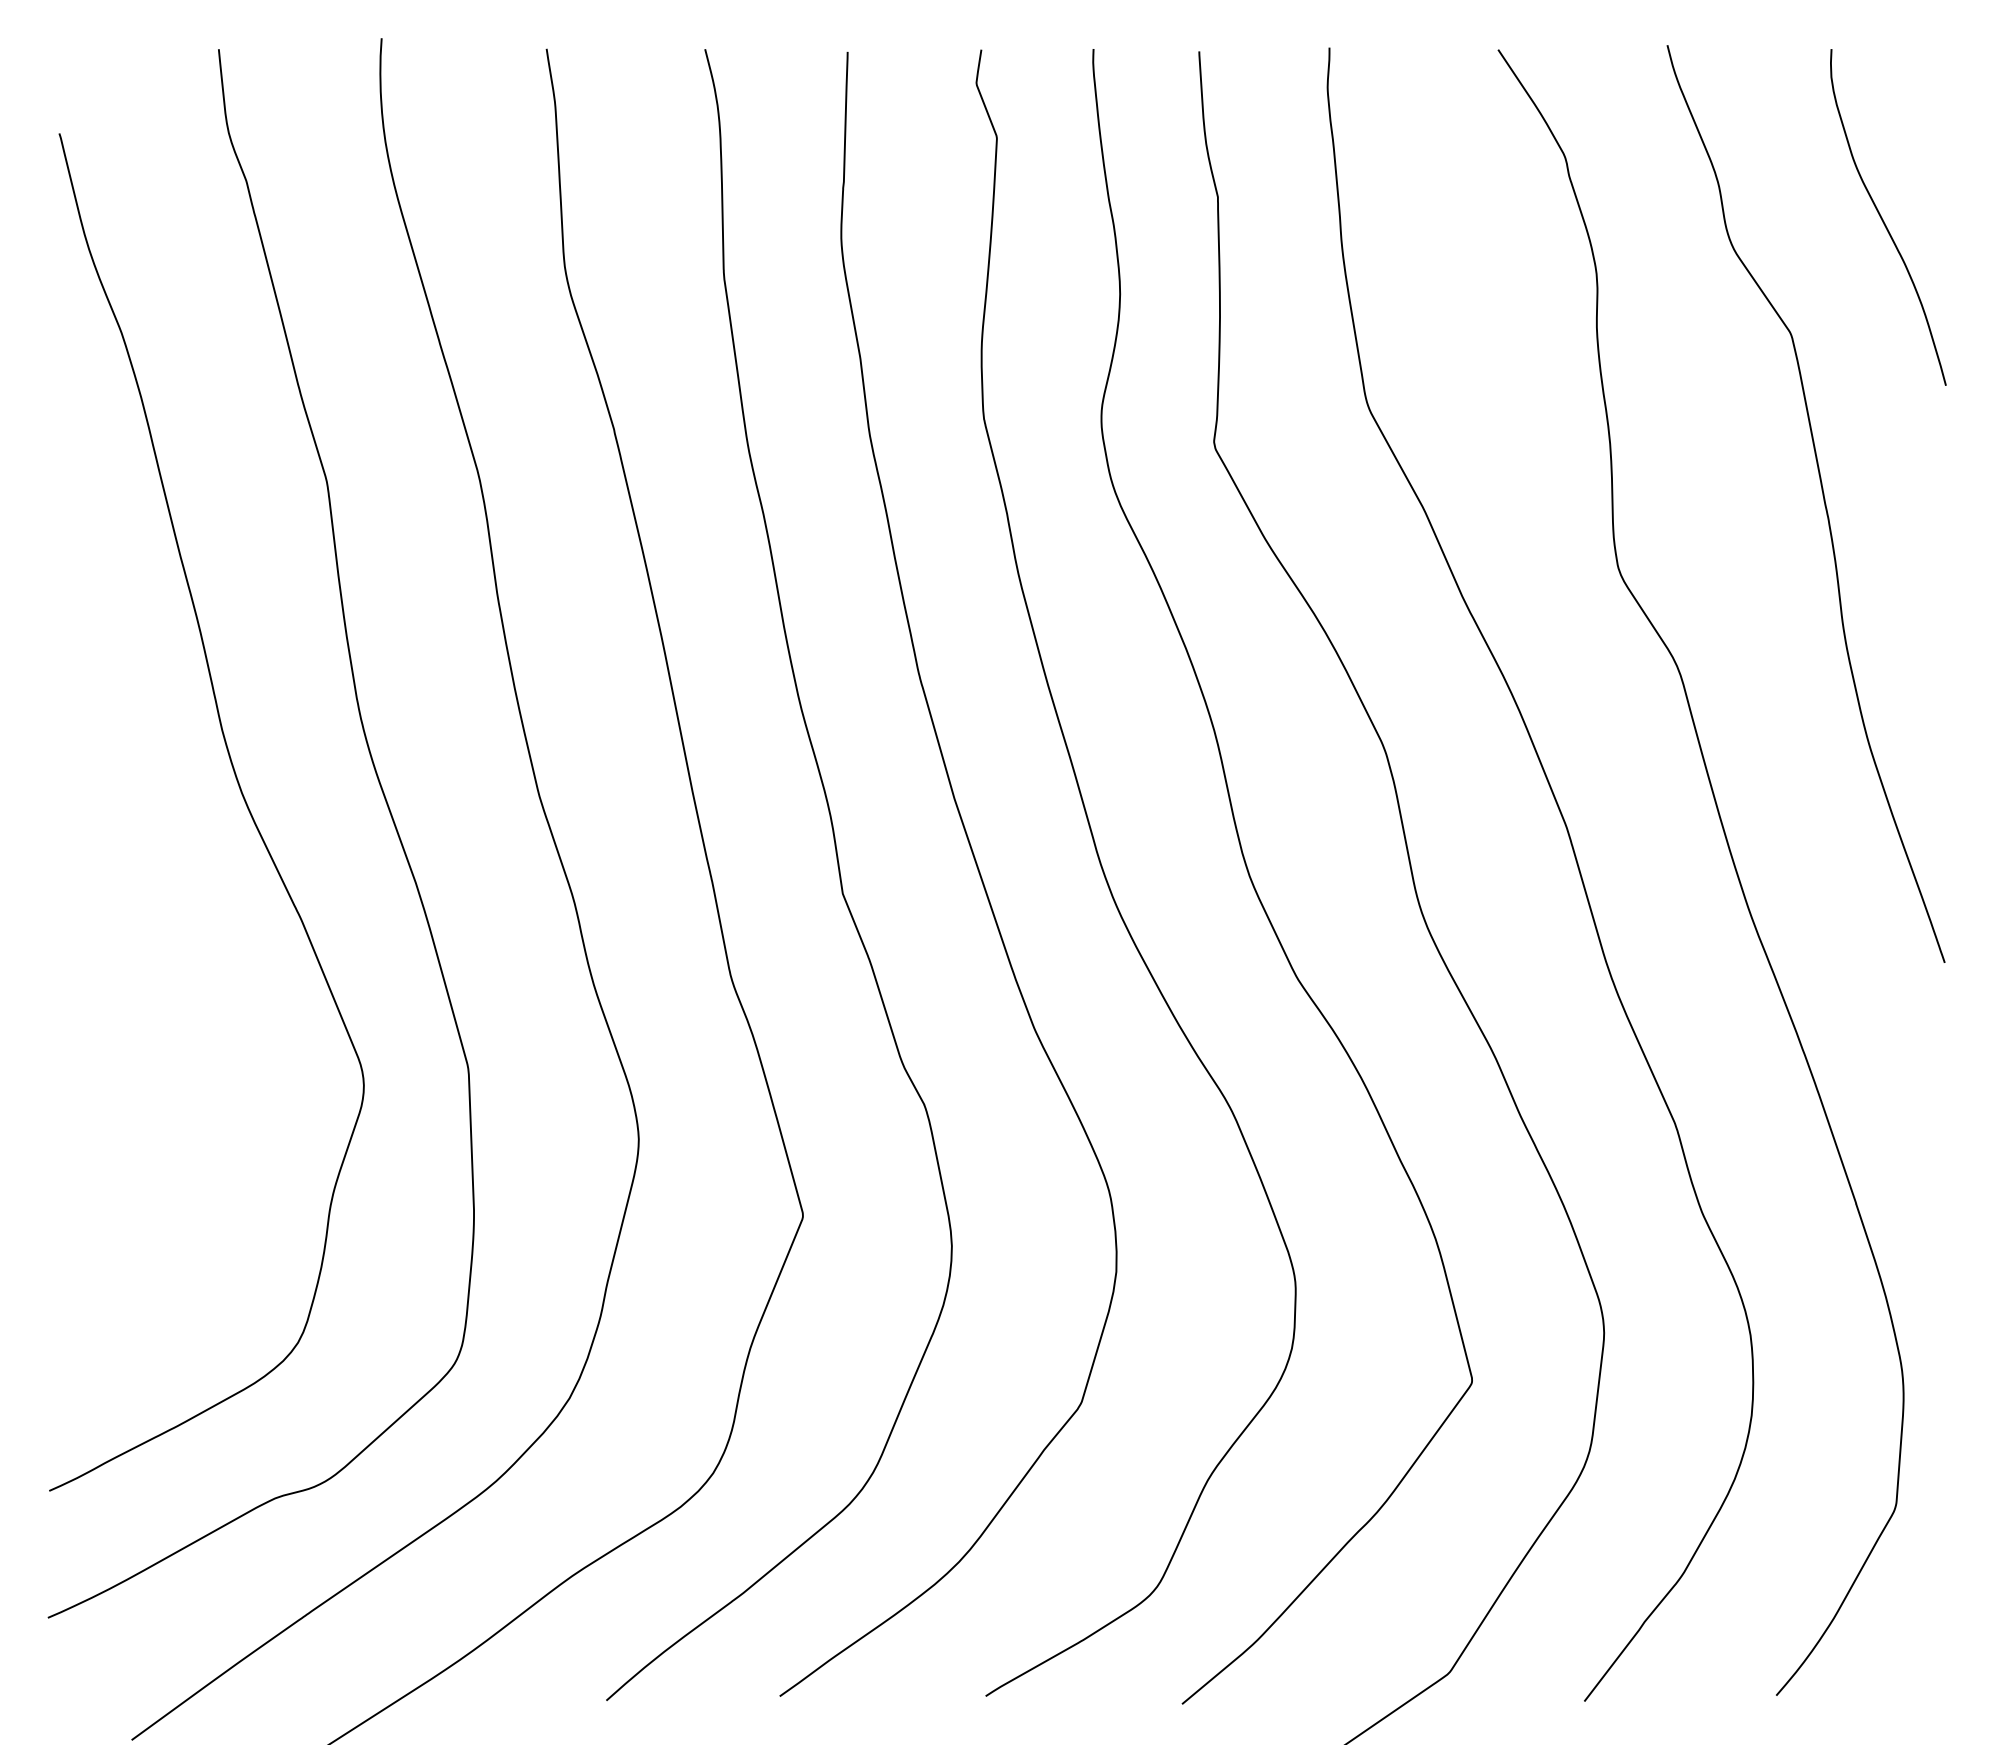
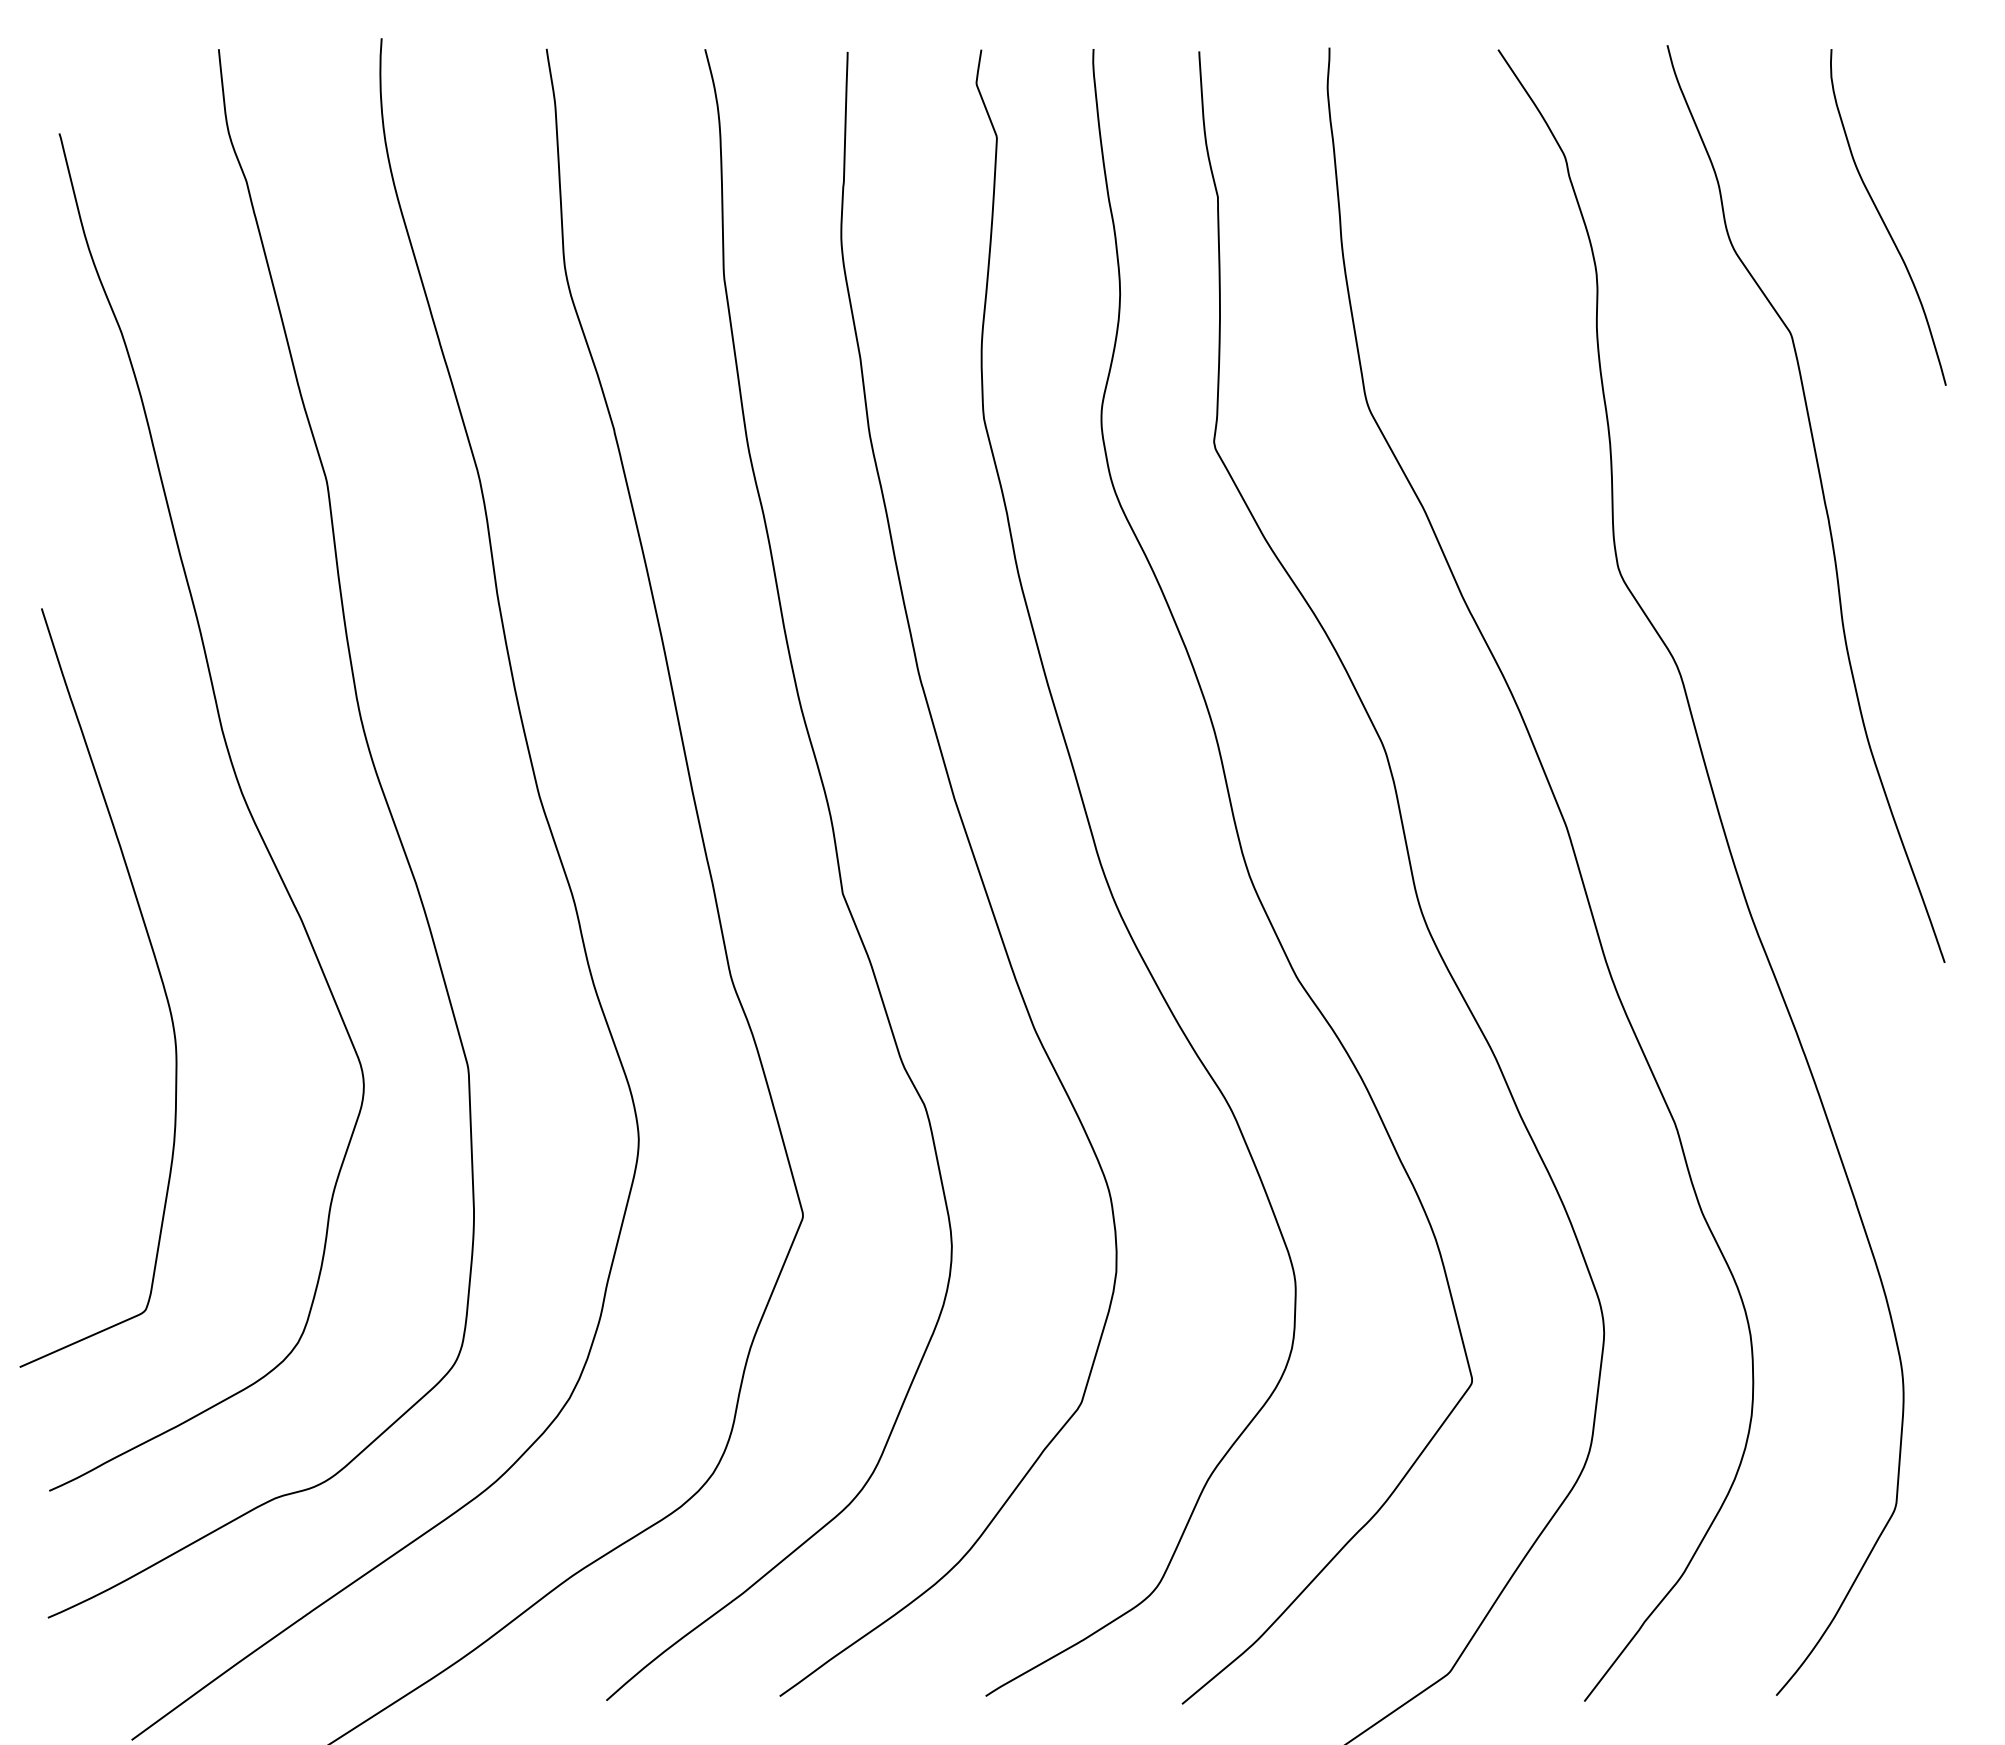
curve: none -> present (156, 966)
